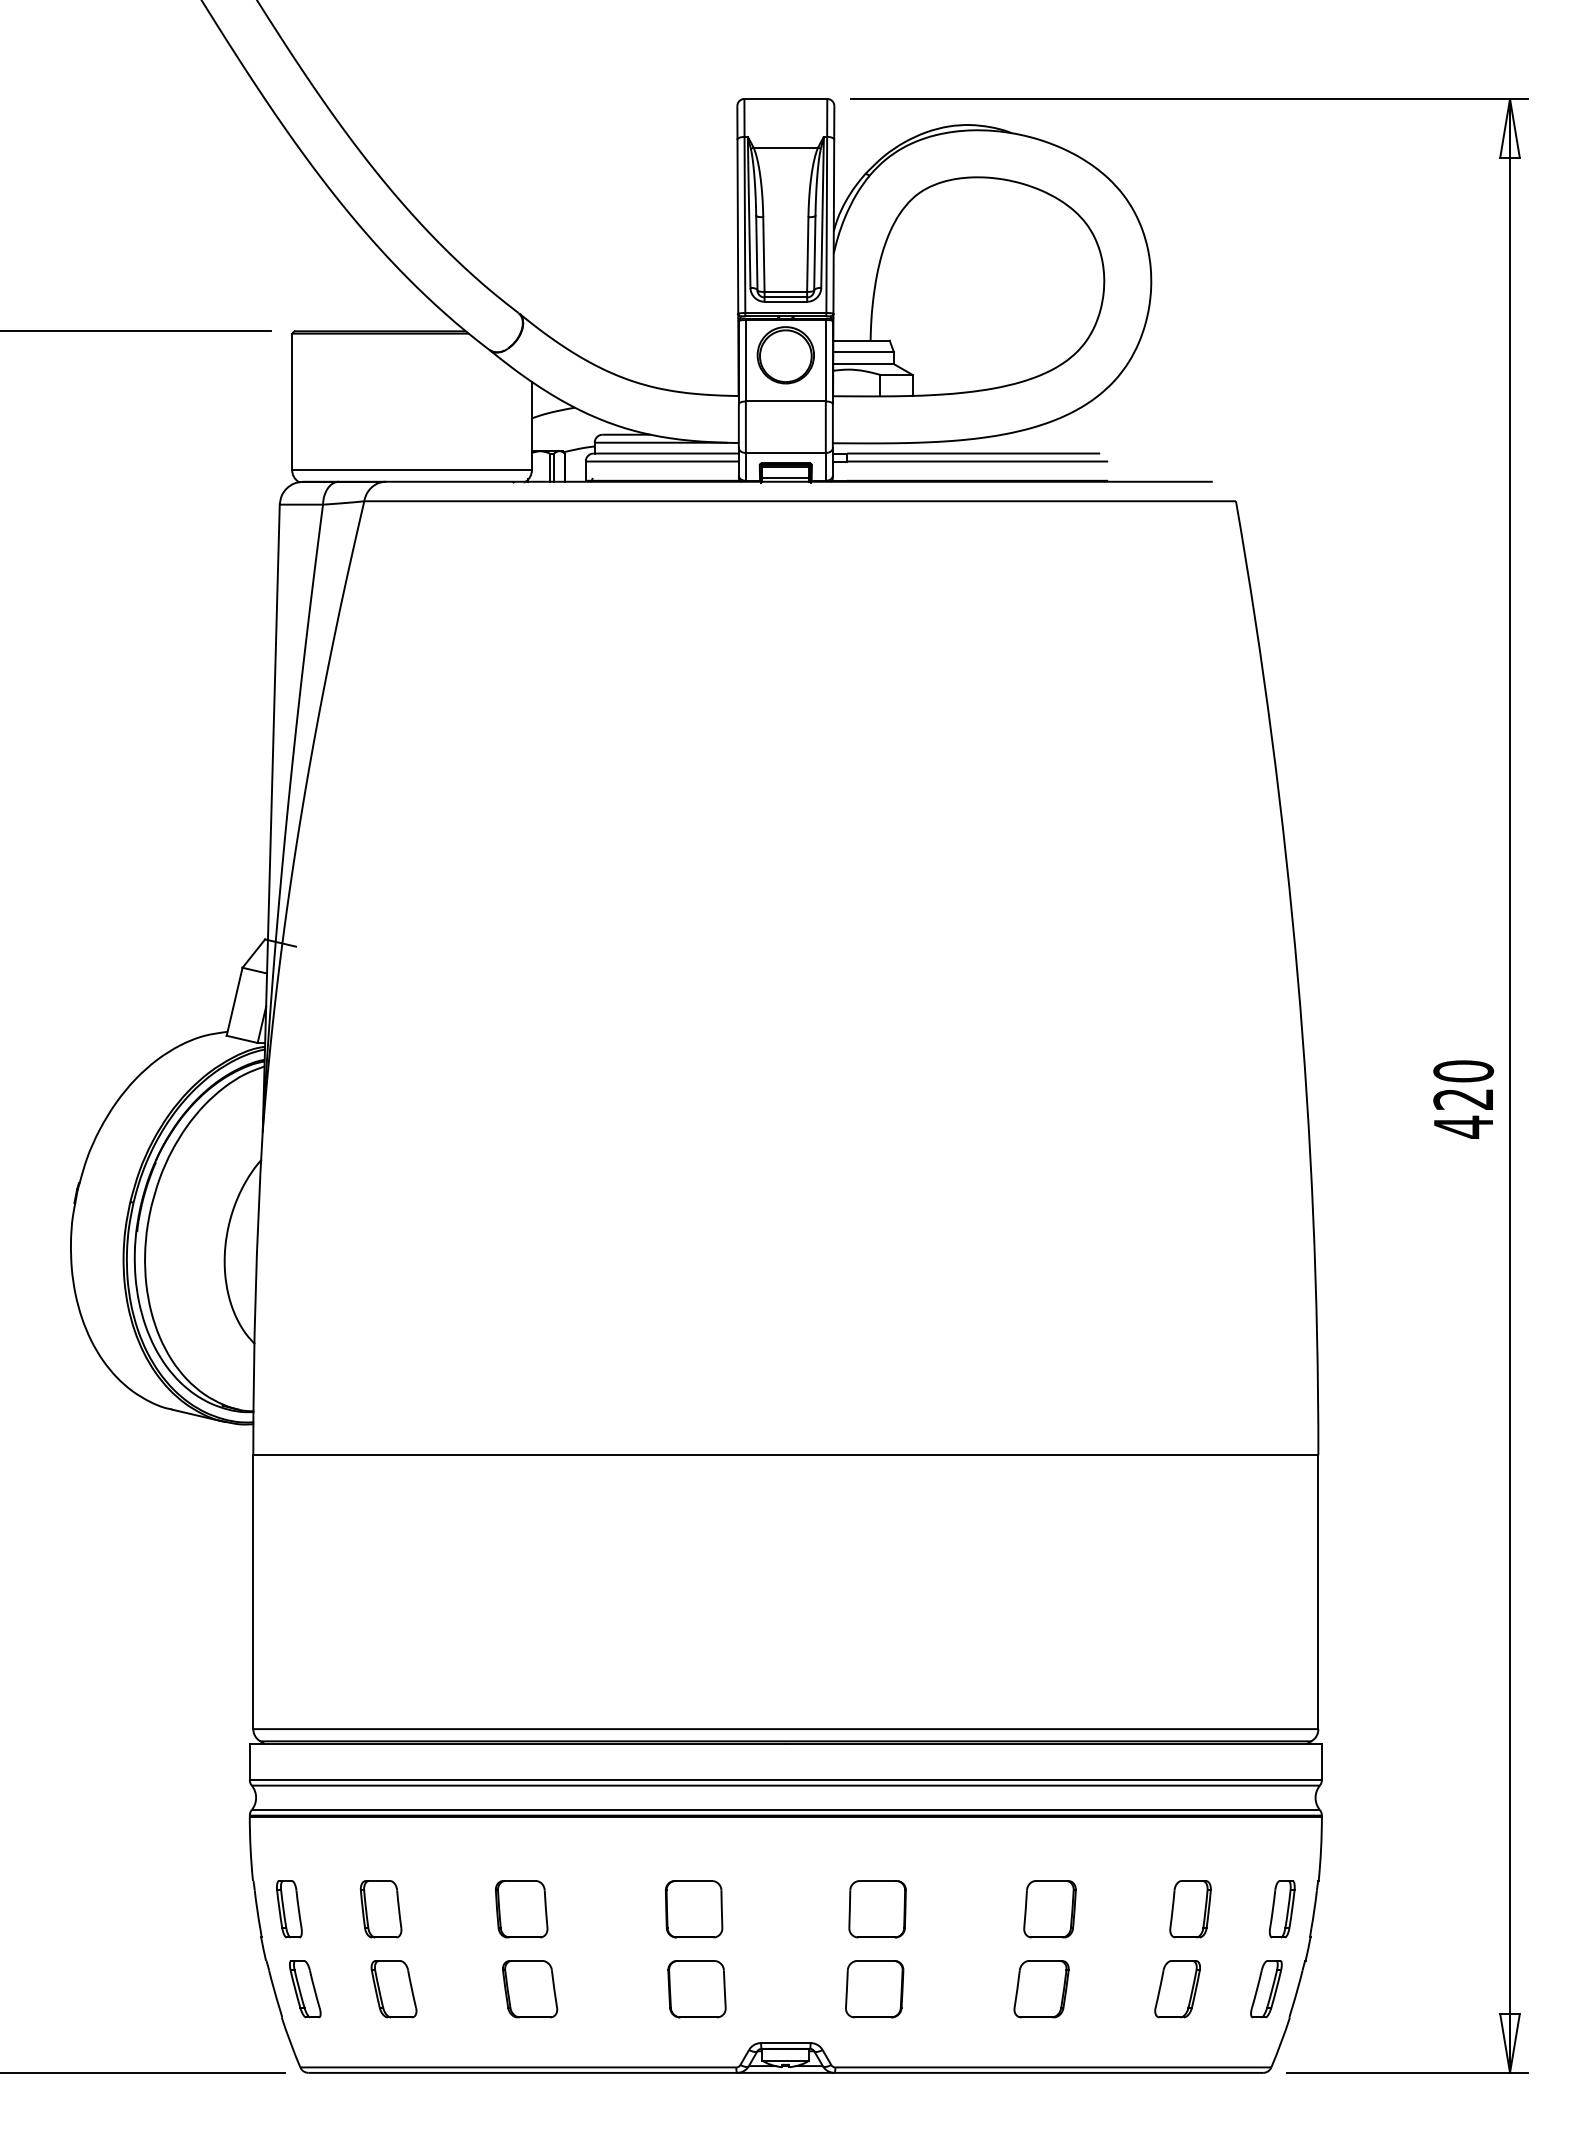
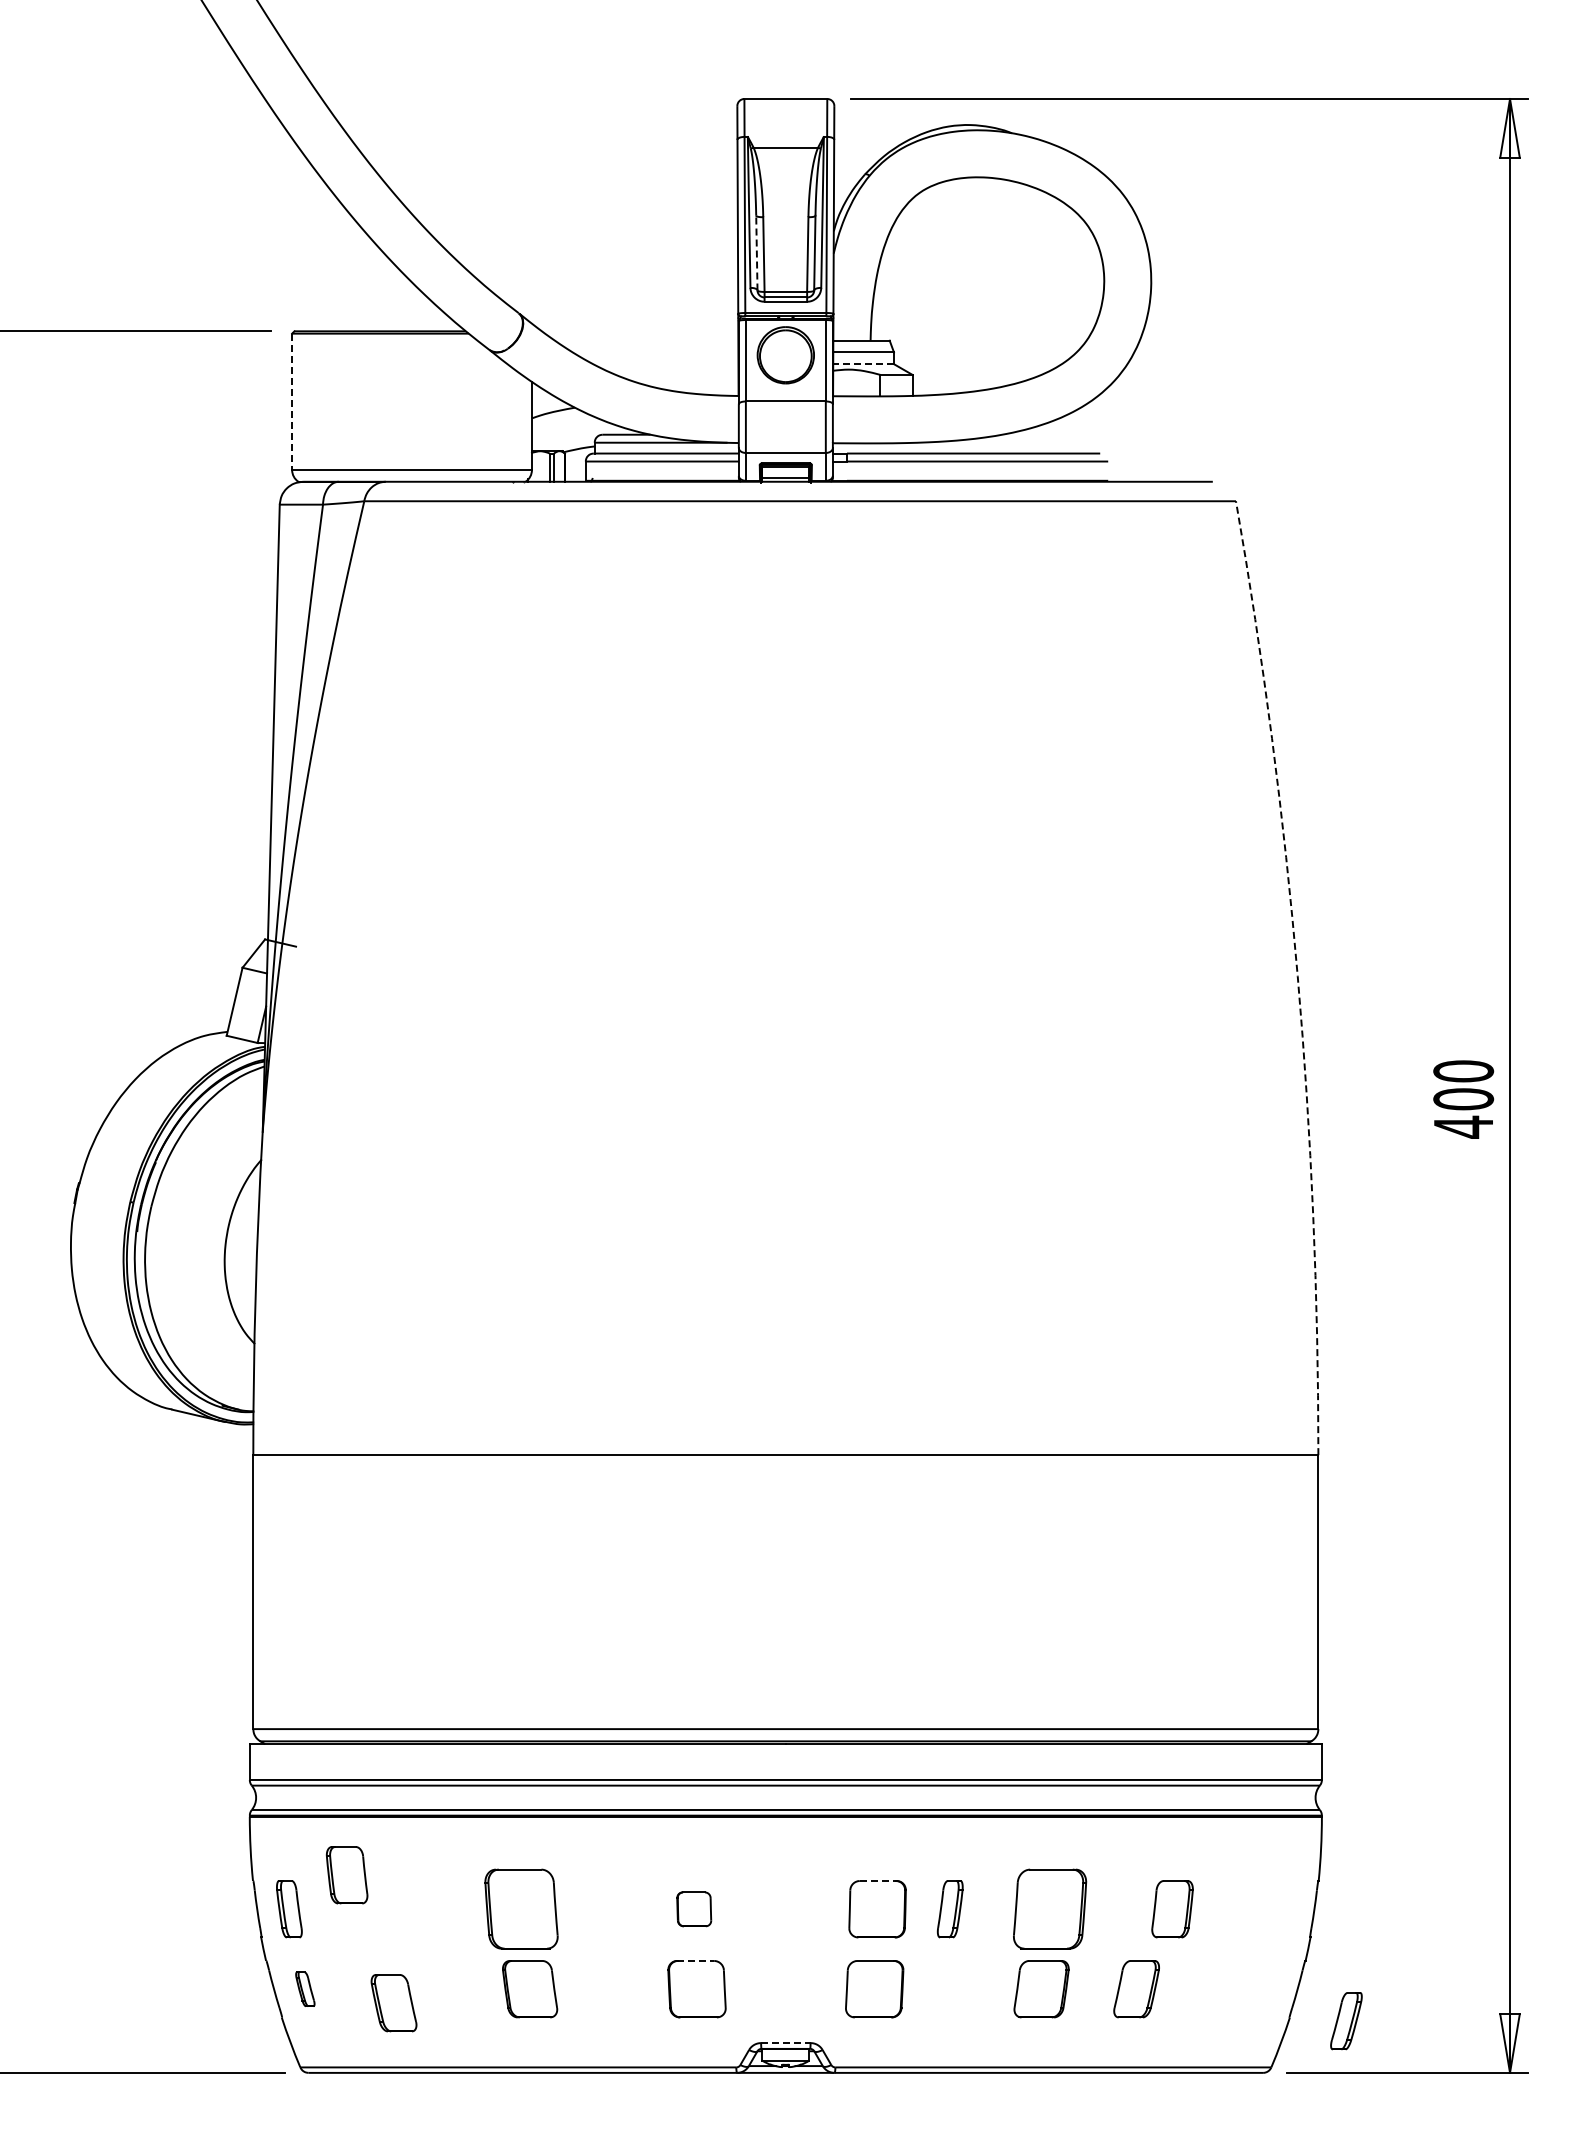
line: solid -> dashed (756, 252)
line: solid -> dashed (863, 364)
line: solid -> dashed (292, 402)
arc: solid -> dashed (1297, 976)
text: 420 -> 400 (1463, 1099)
line: solid -> dashed (878, 1881)
part position: (380, 1909) -> (346, 1875) (346, 1875)
part size: 54x59 px -> 75x82 px (521, 1908)
part size: 59x59 px -> 37x37 px (694, 1909)
part size: 54x59 px -> 75x82 px (1050, 1908)
part position: (1190, 1909) -> (1172, 1909) (1172, 1909)
part position: (1281, 1909) -> (949, 1909) (949, 1909)
line: solid -> dashed (695, 1960)
part size: 33x59 px -> 21x36 px (305, 1988)
part position: (393, 1989) -> (393, 2003) (393, 2003)
part position: (1177, 1989) -> (1136, 1989) (1136, 1989)
part position: (1266, 1989) -> (1346, 2021) (1346, 2021)
line: solid -> dashed (785, 2043)
